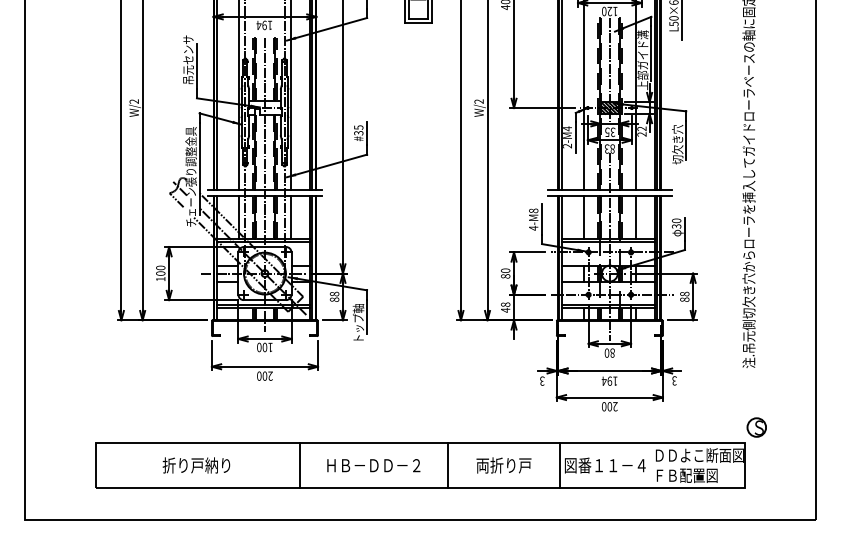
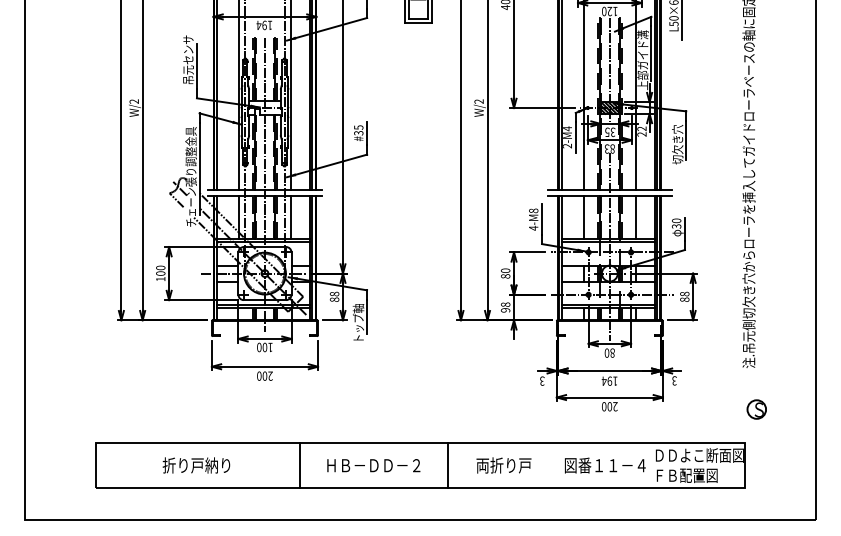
text: 48 -> 98 (505, 309)
part position: (756, 427) -> (756, 409) (756, 409)
line: present -> none (559, 465)
